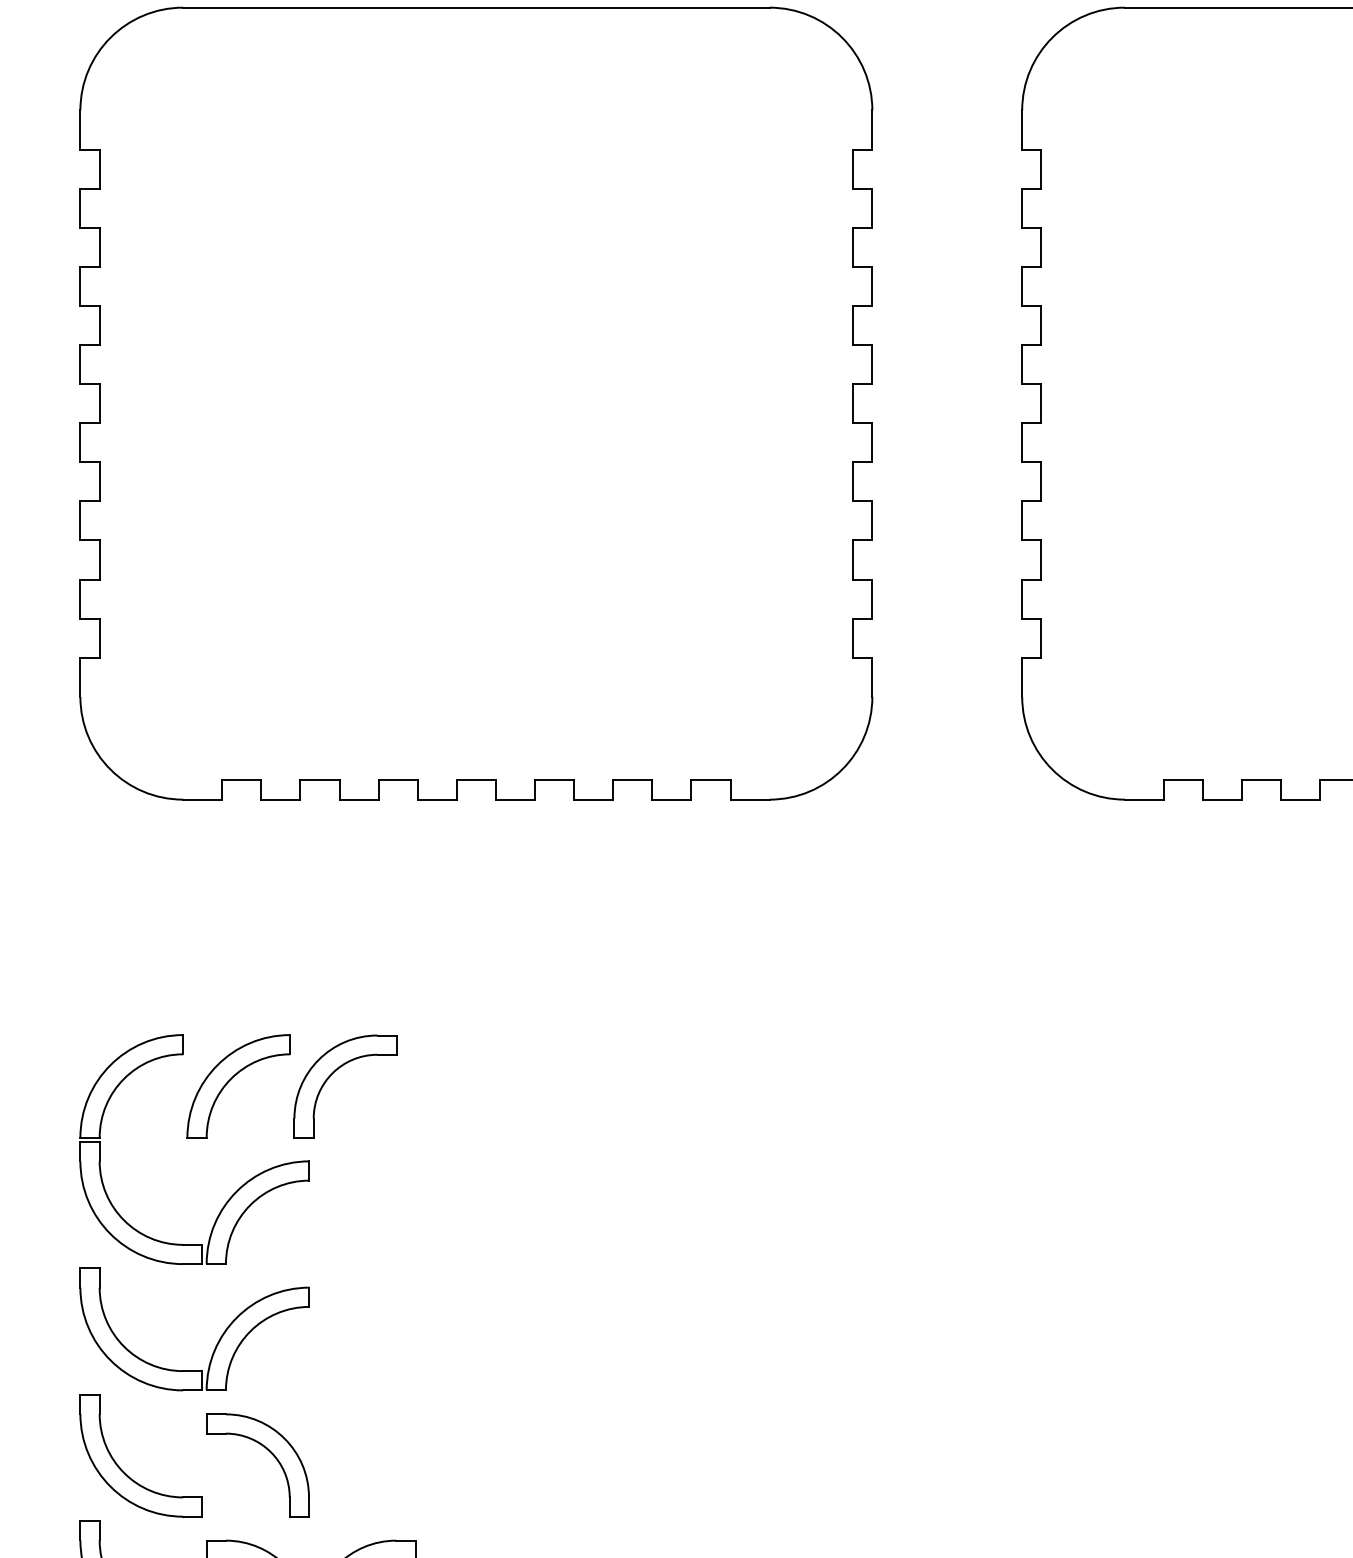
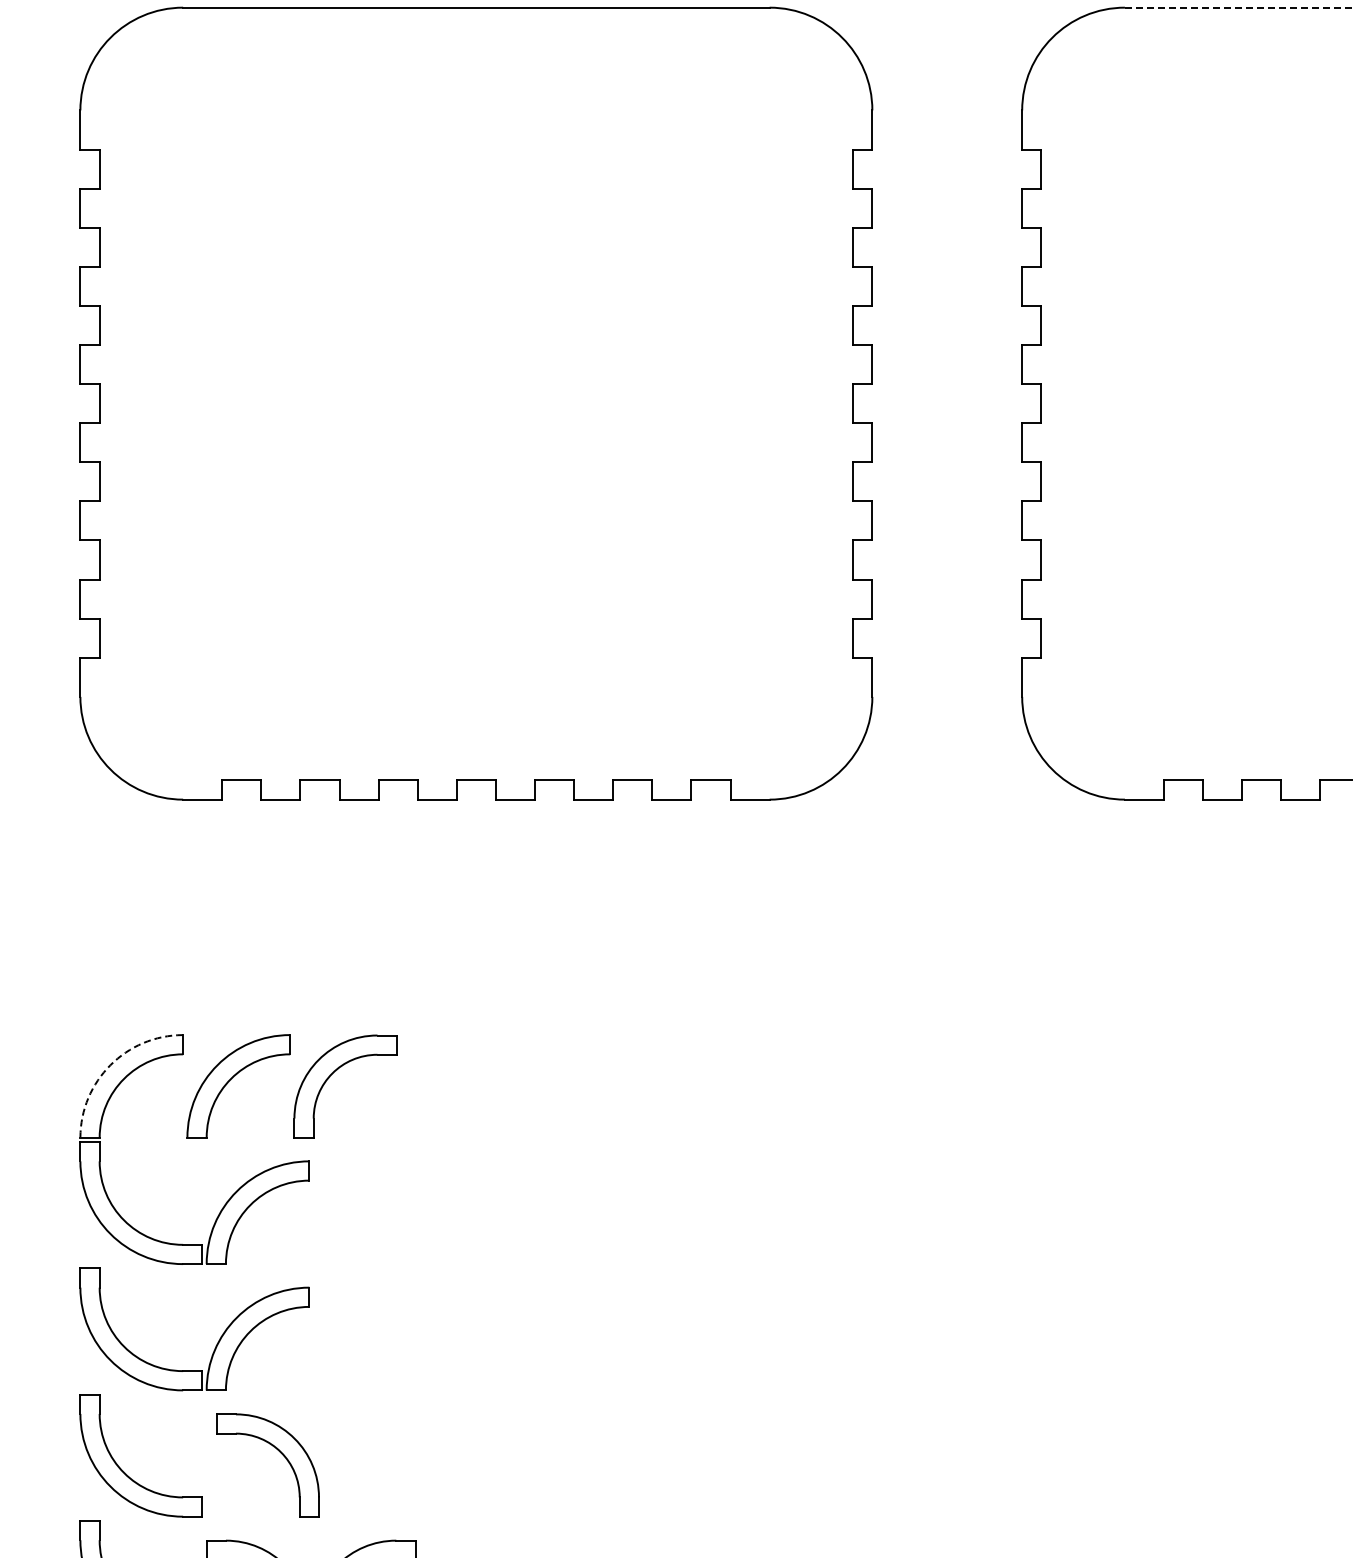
line: solid -> dashed (1238, 7)
arc: solid -> dashed (110, 1065)
part position: (269, 1452) -> (279, 1452) (279, 1452)
